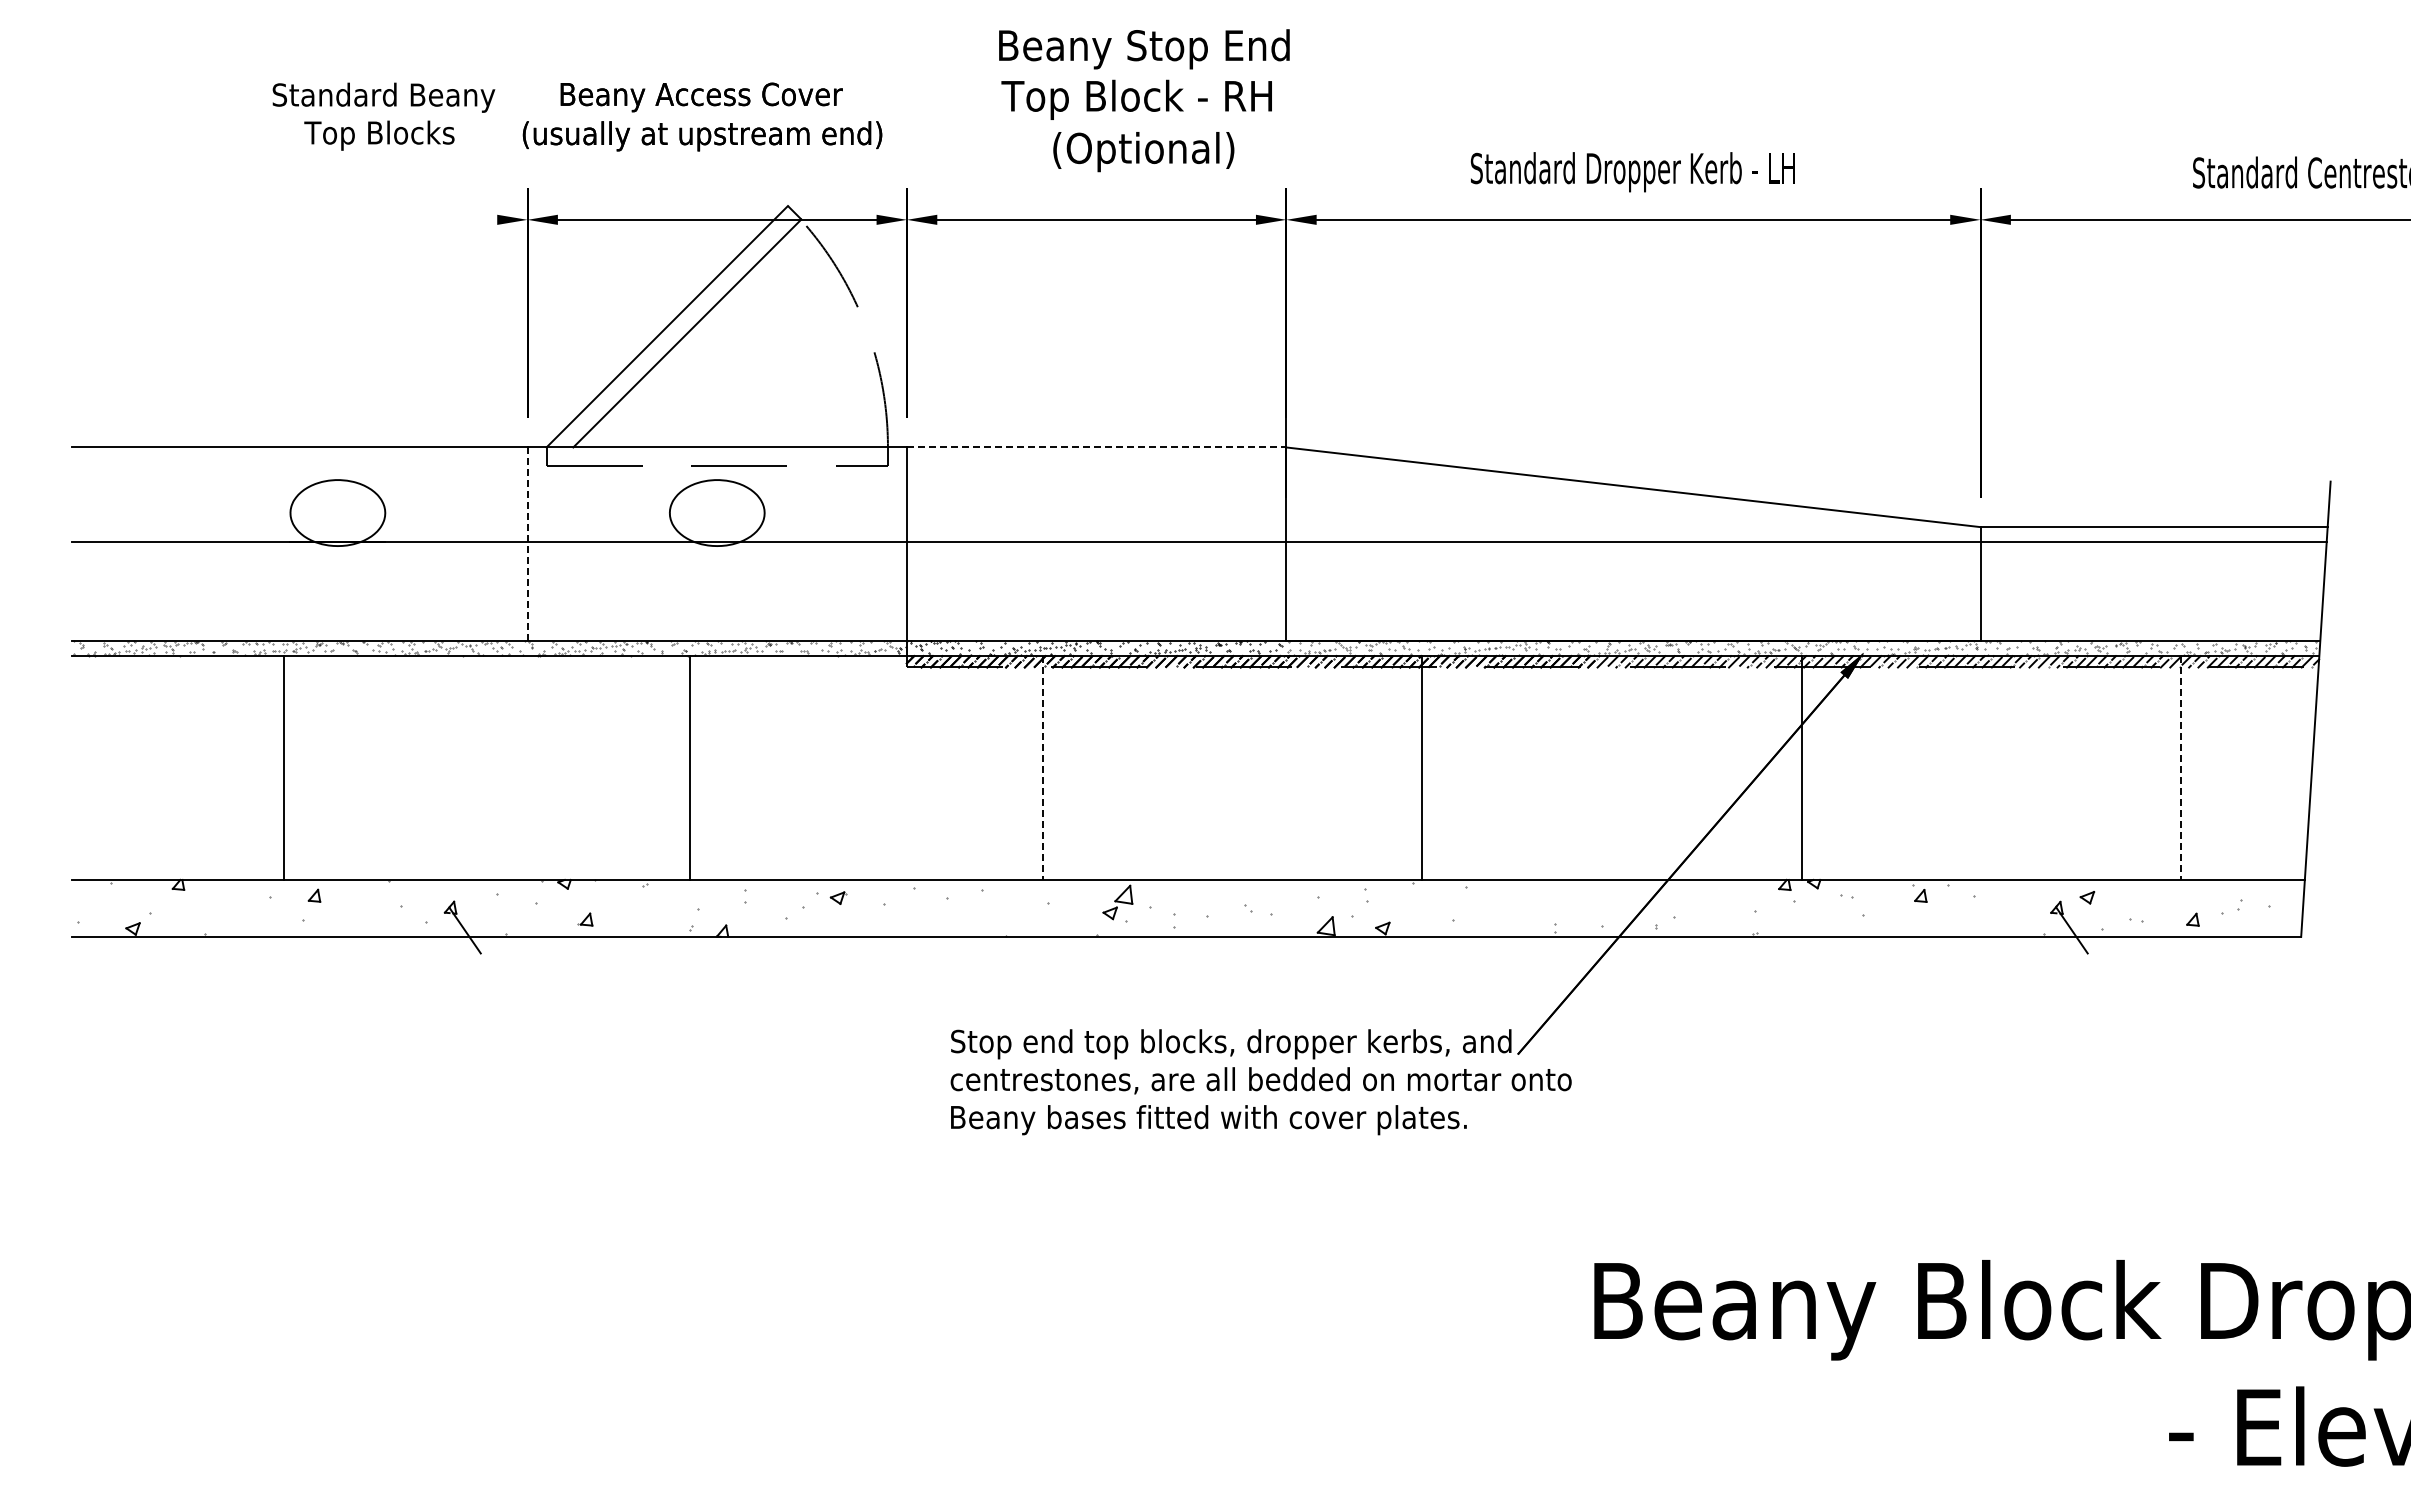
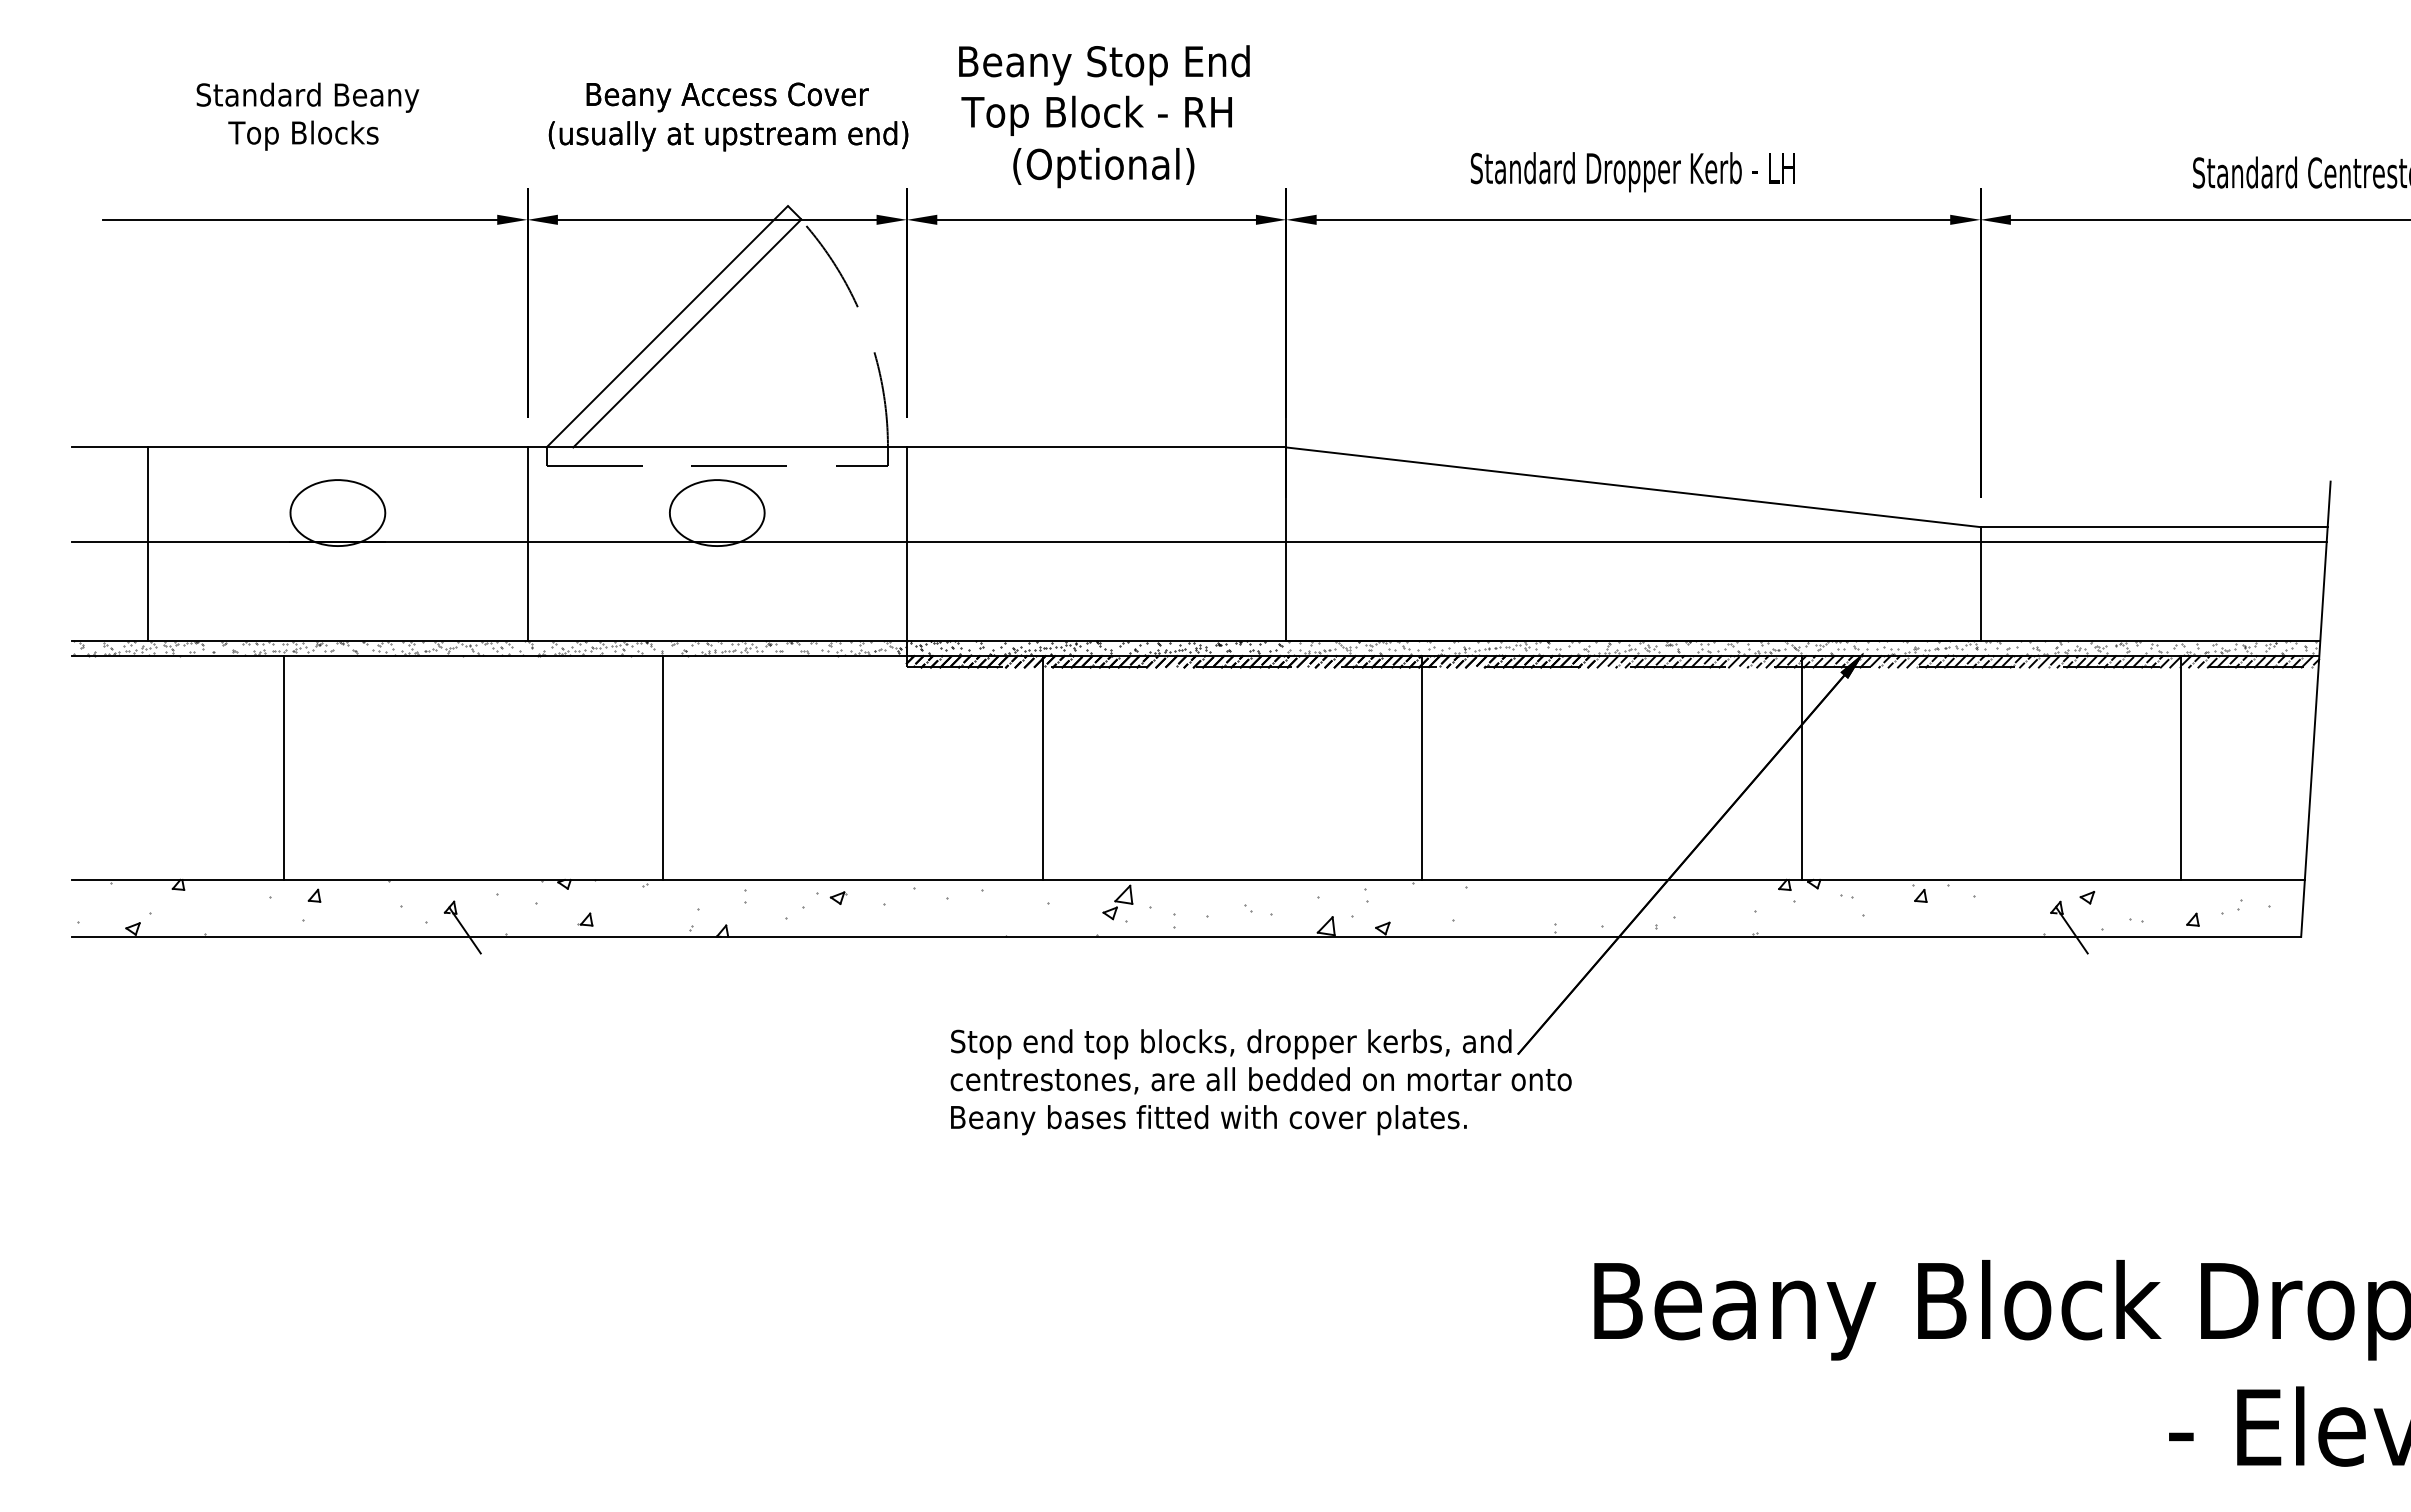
text position: (1144, 100) -> (1104, 116) (1104, 116)
text position: (383, 116) -> (307, 116) (307, 116)
text position: (702, 116) -> (728, 116) (728, 116)
line: none -> present (299, 219)
line: dashed -> solid (1096, 447)
line: none -> present (148, 543)
line: dashed -> solid (527, 544)
line position: (690, 767) -> (663, 767) (663, 767)
line: dashed -> solid (1042, 768)
line: dashed -> solid (2180, 768)
